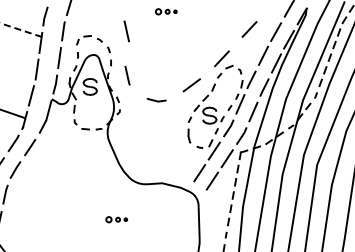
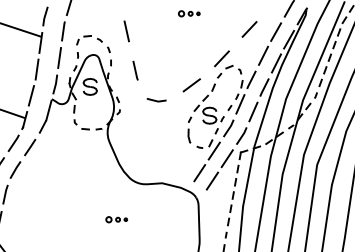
part position: (166, 11) -> (189, 13) (189, 13)
line: dashed -> solid (20, 30)
line position: (127, 75) -> (135, 70) (135, 70)
